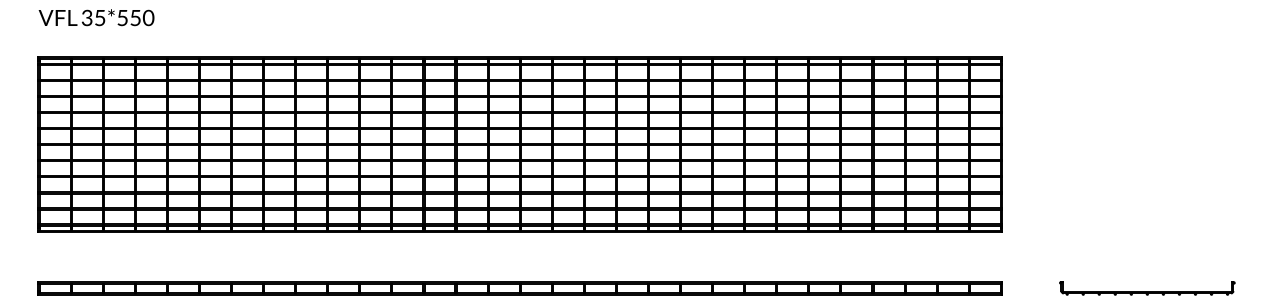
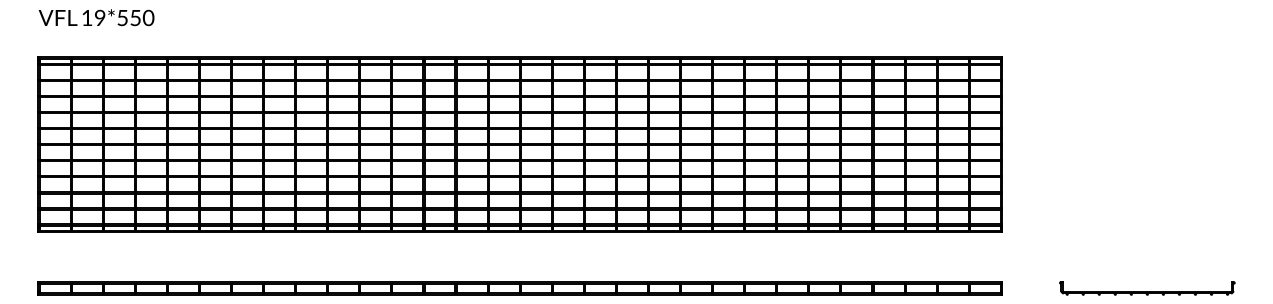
text: 35*550 -> 19*550 (93, 17)
